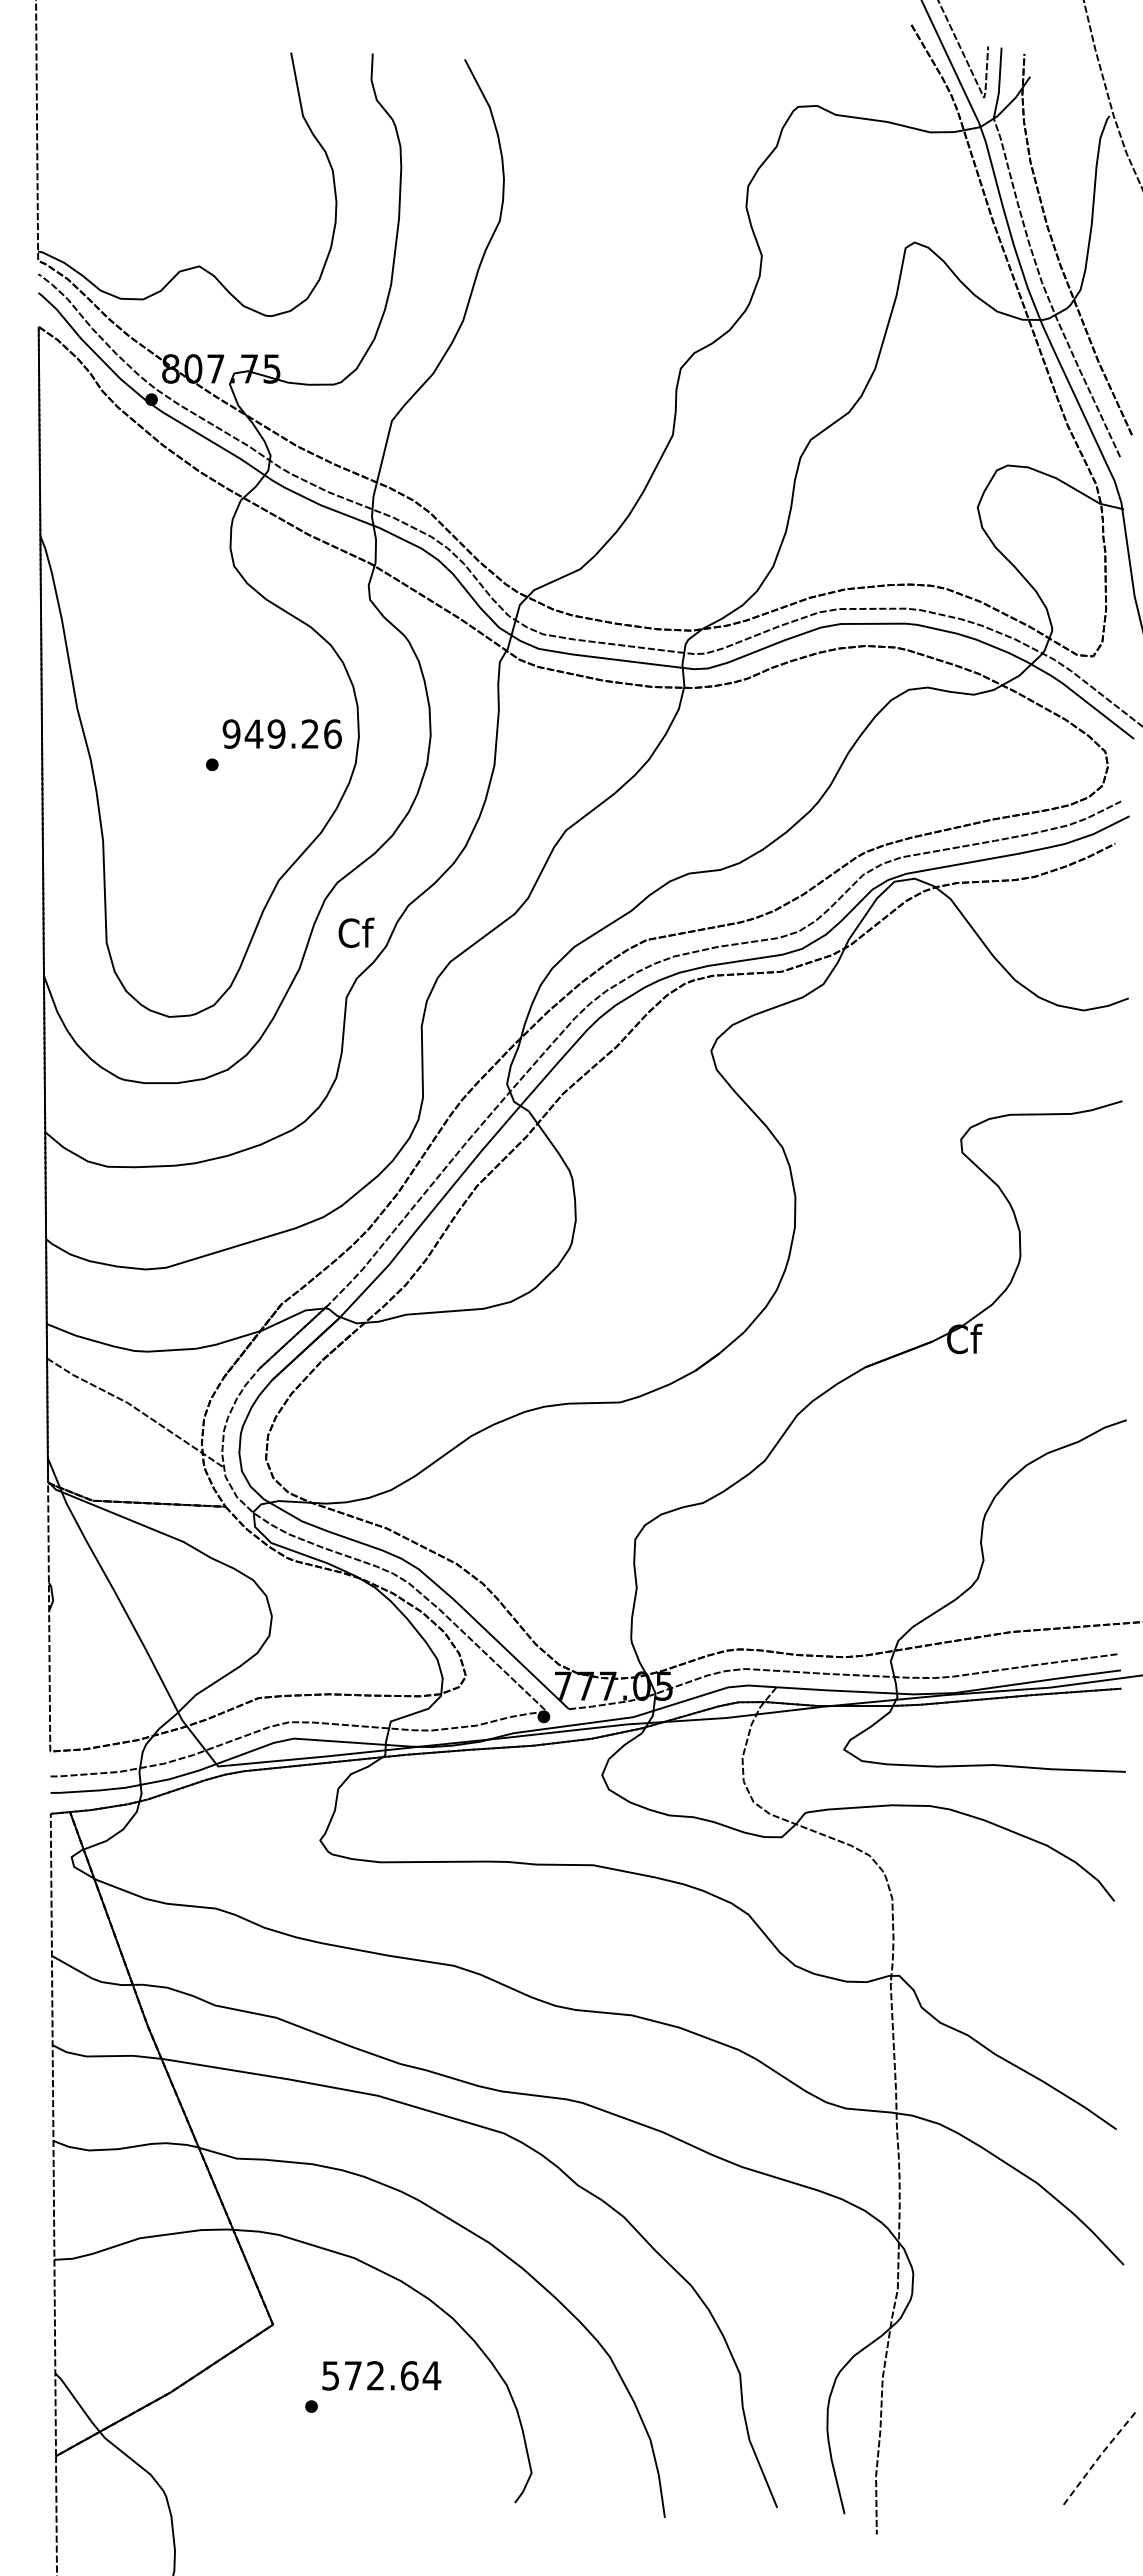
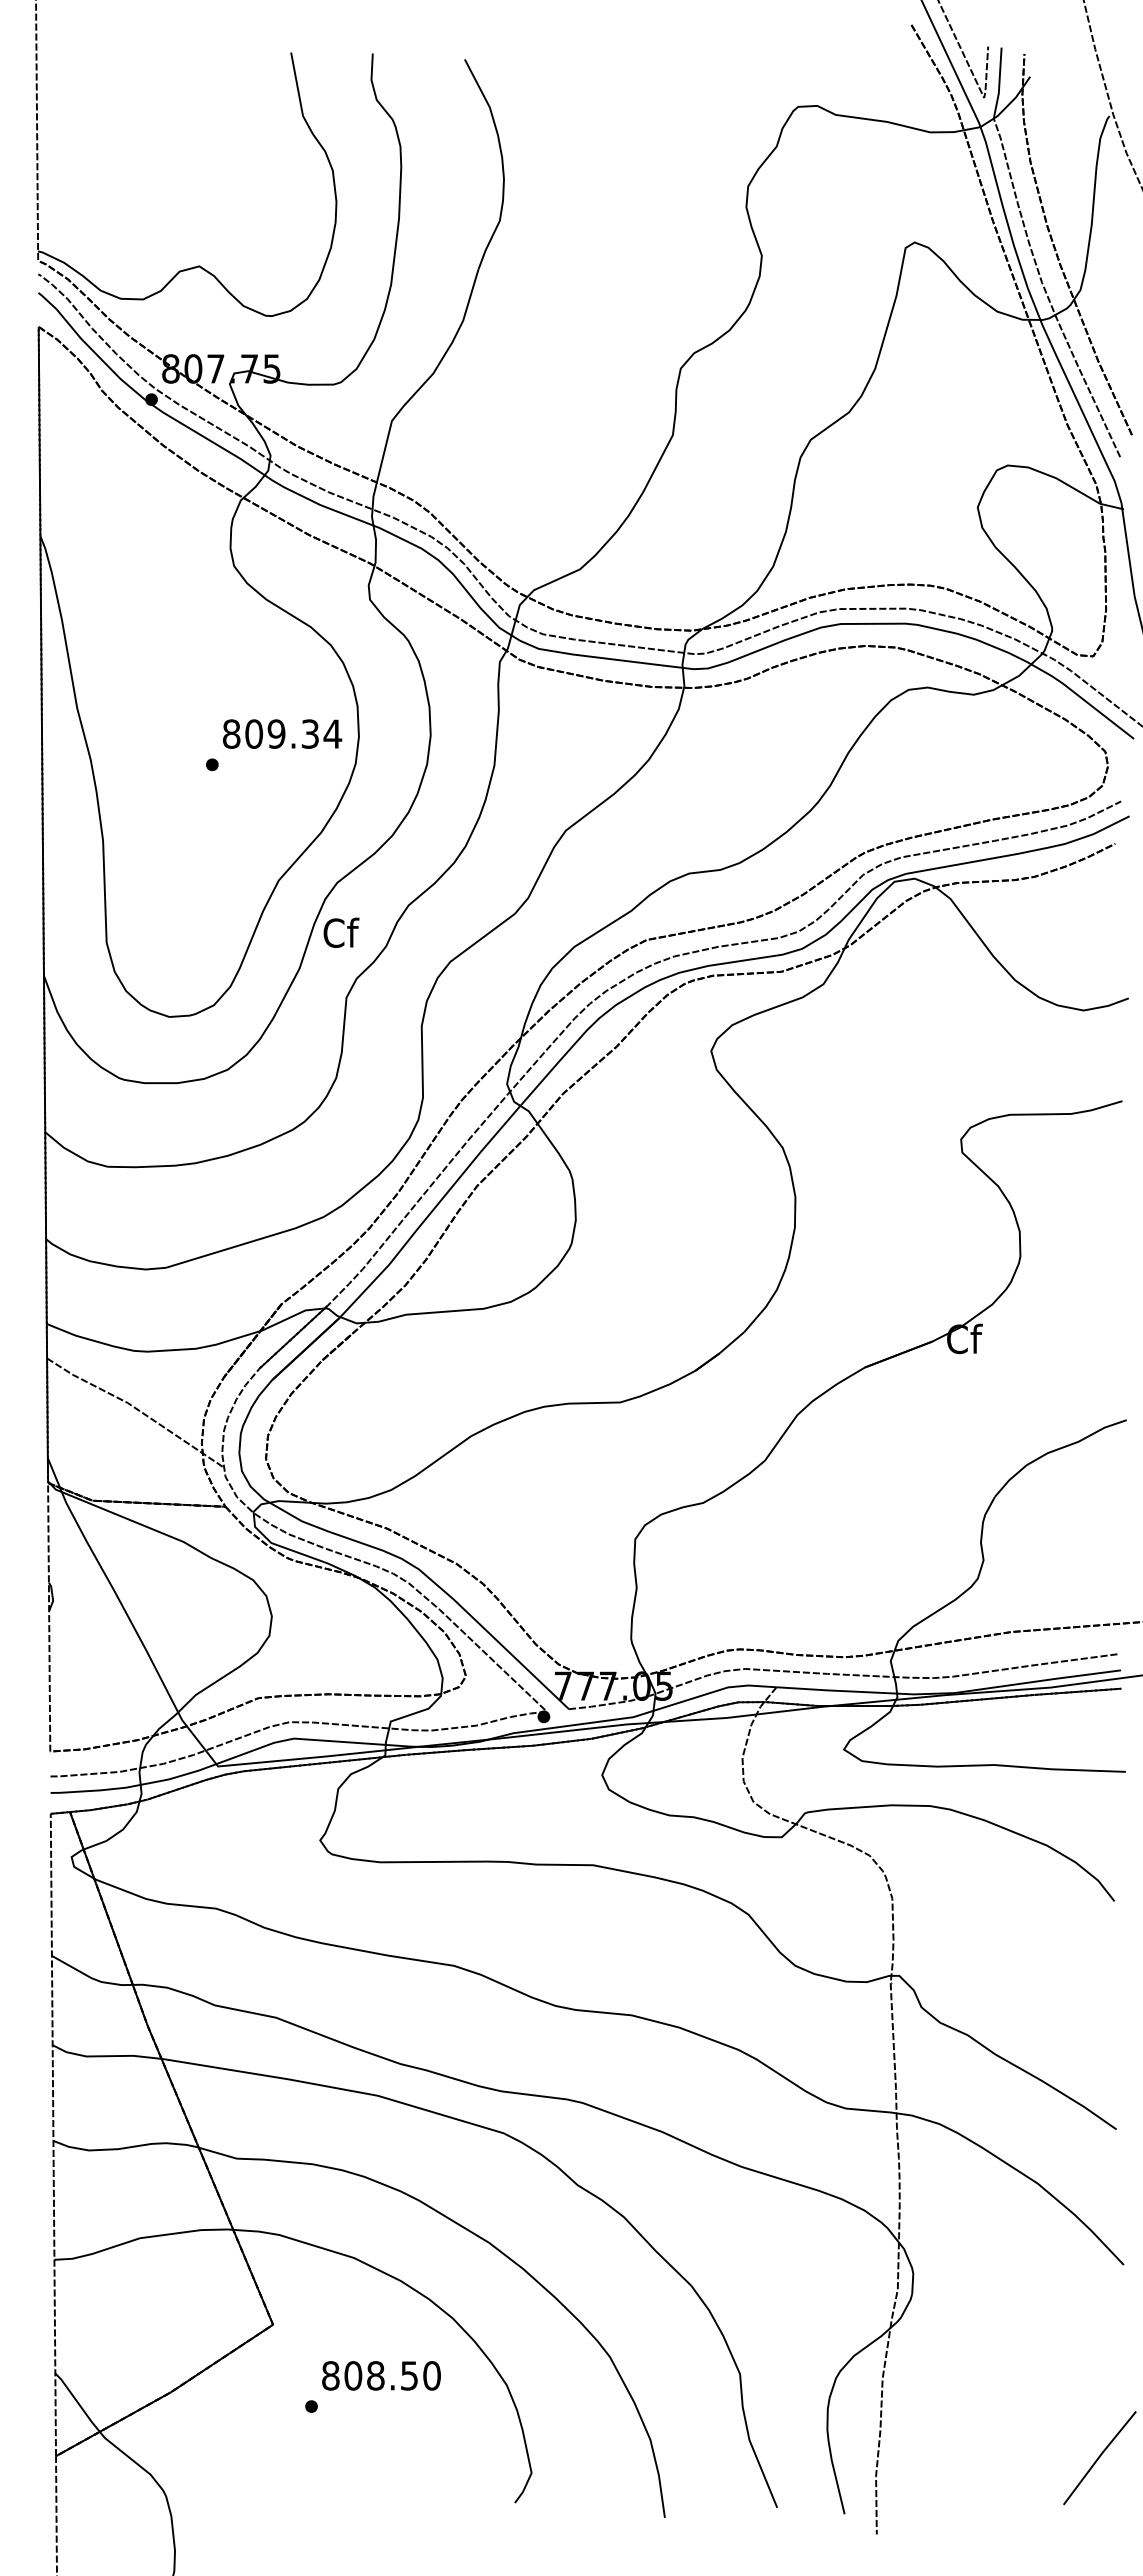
text: 949.26 -> 809.34 (282, 733)
text position: (356, 932) -> (341, 932) (341, 932)
text: 572.64 -> 808.50 (381, 2375)
line: dashed -> solid (1099, 2456)
